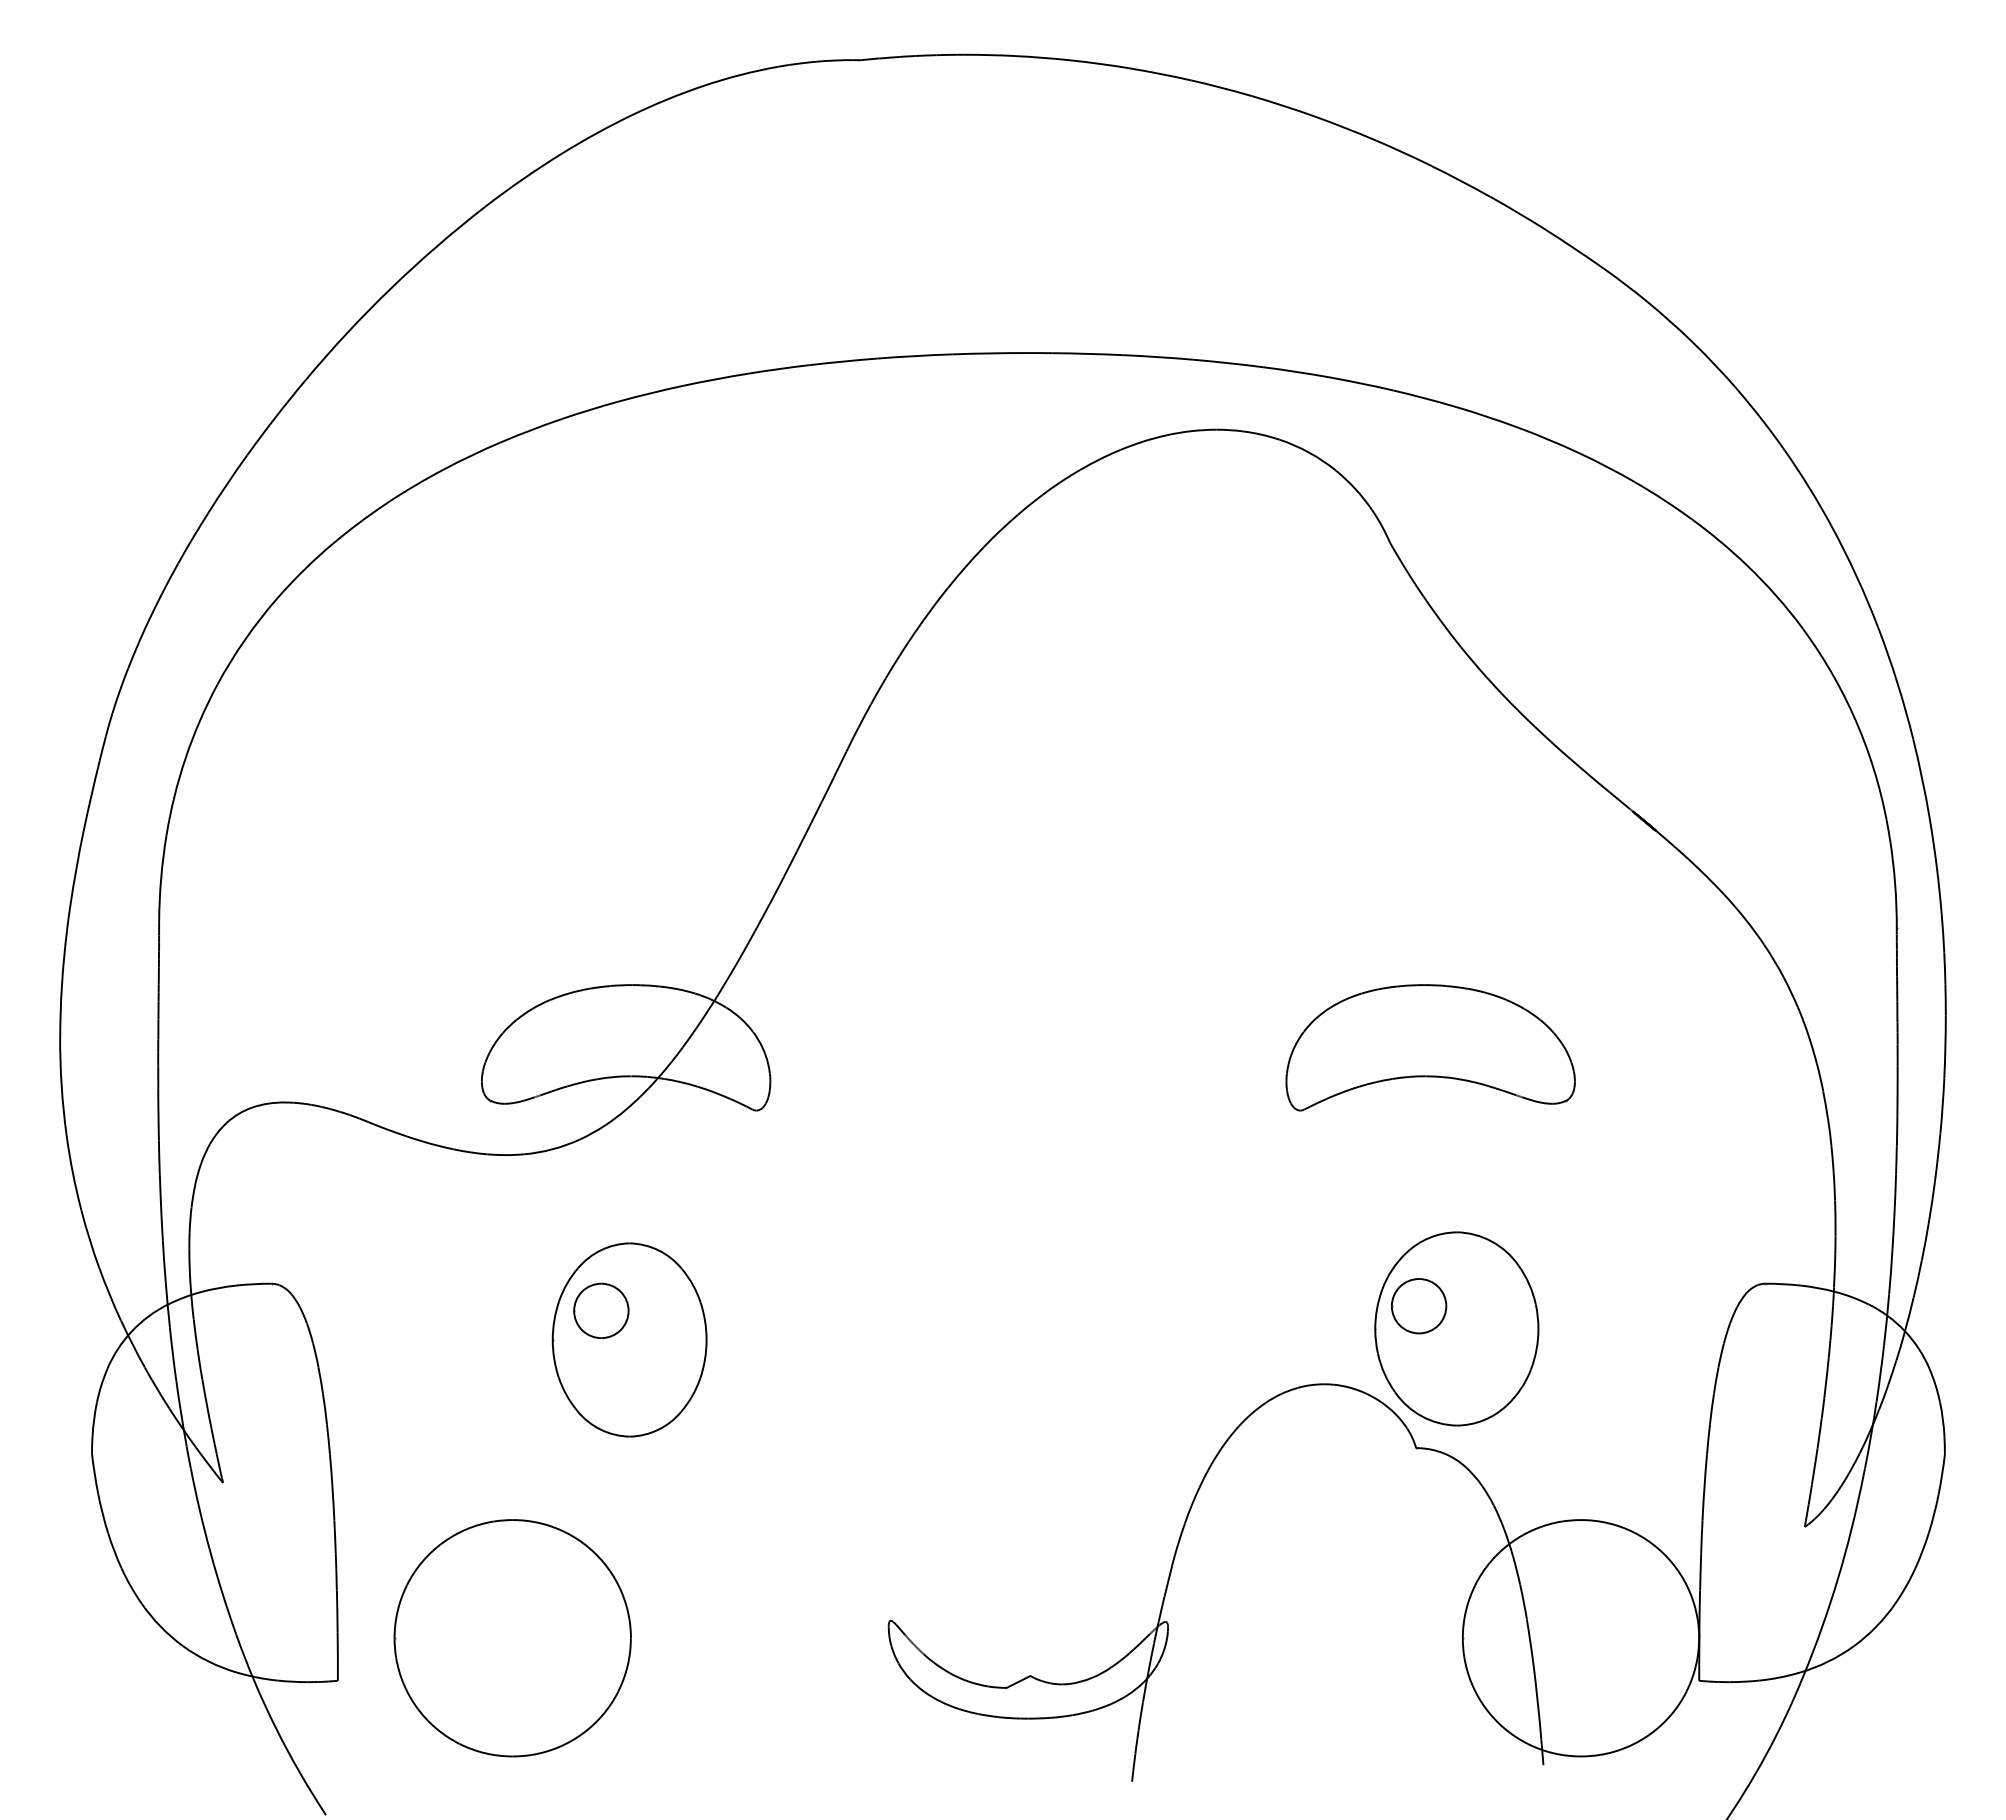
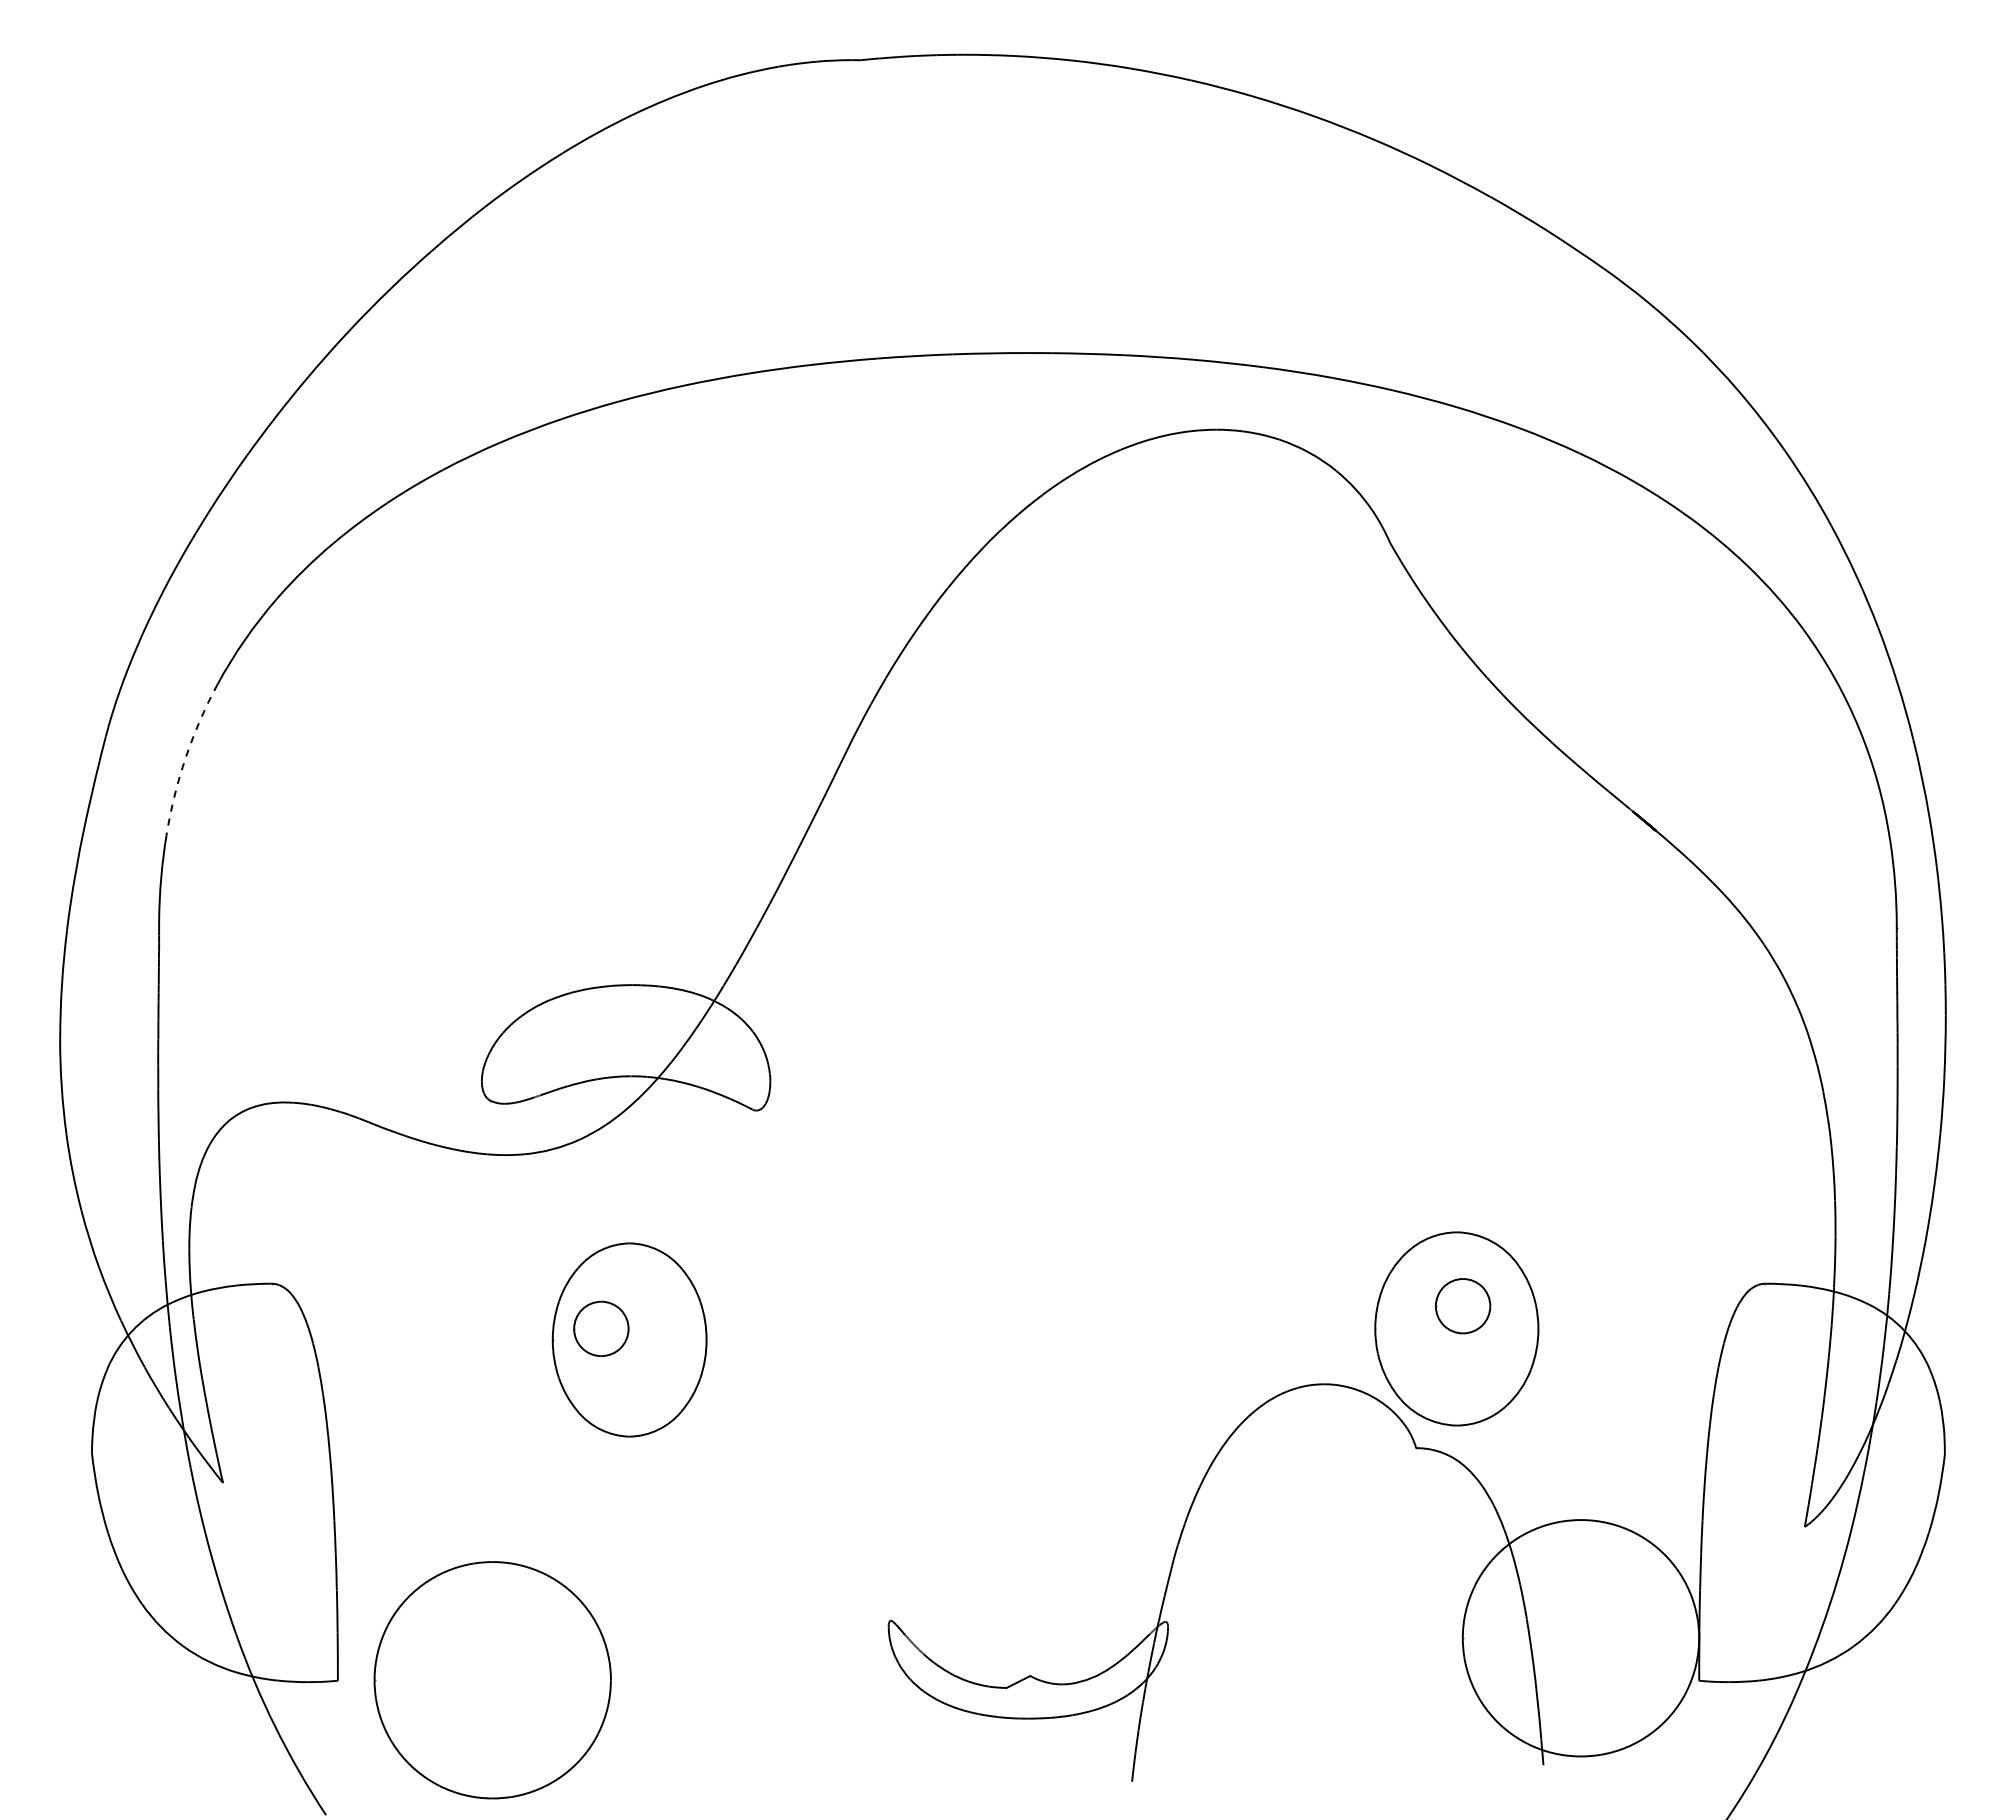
arc: solid -> dashed (185, 757)
part: present -> none (1430, 1047)
part position: (1419, 1306) -> (1463, 1306) (1463, 1306)
part position: (601, 1310) -> (601, 1328) (601, 1328)
part position: (512, 1638) -> (492, 1680) (492, 1680)
